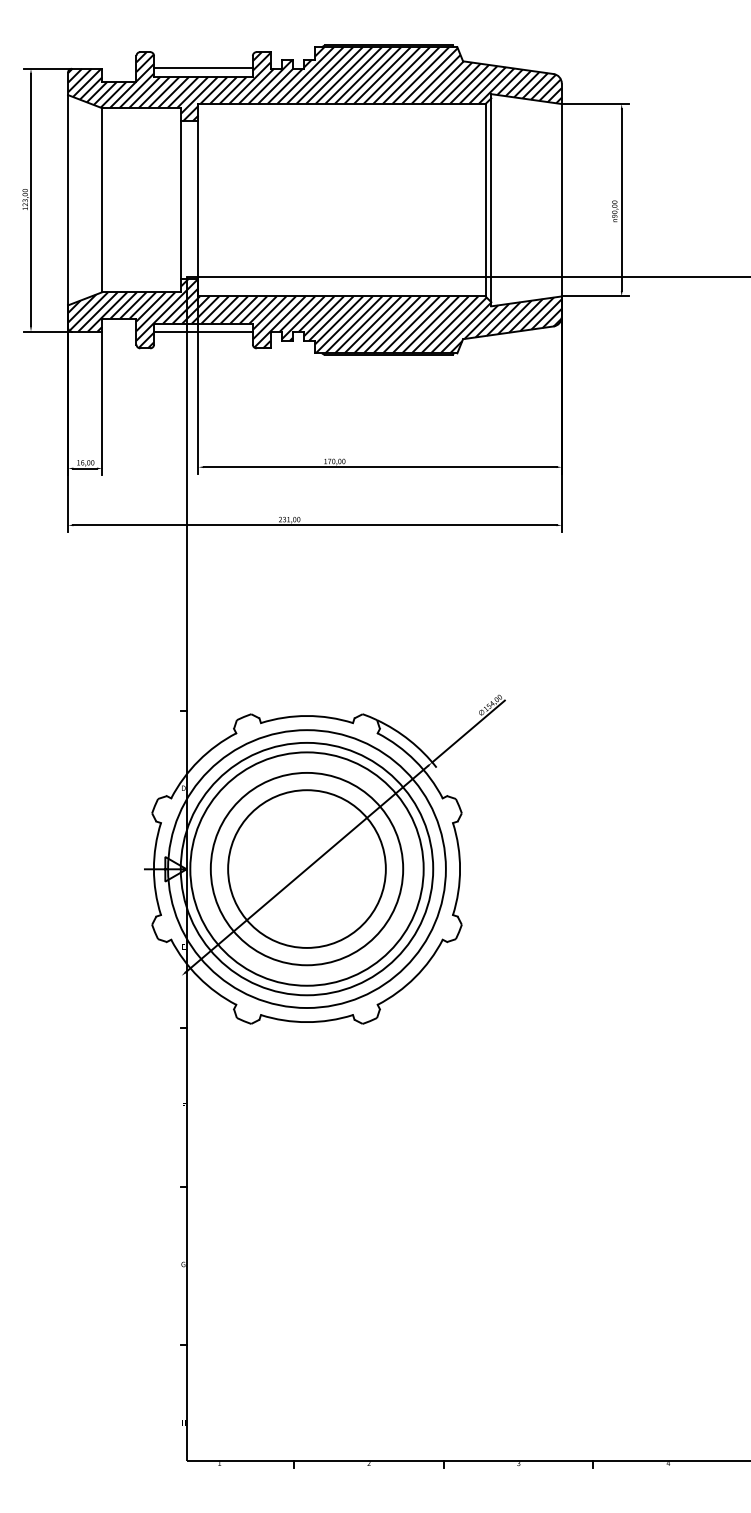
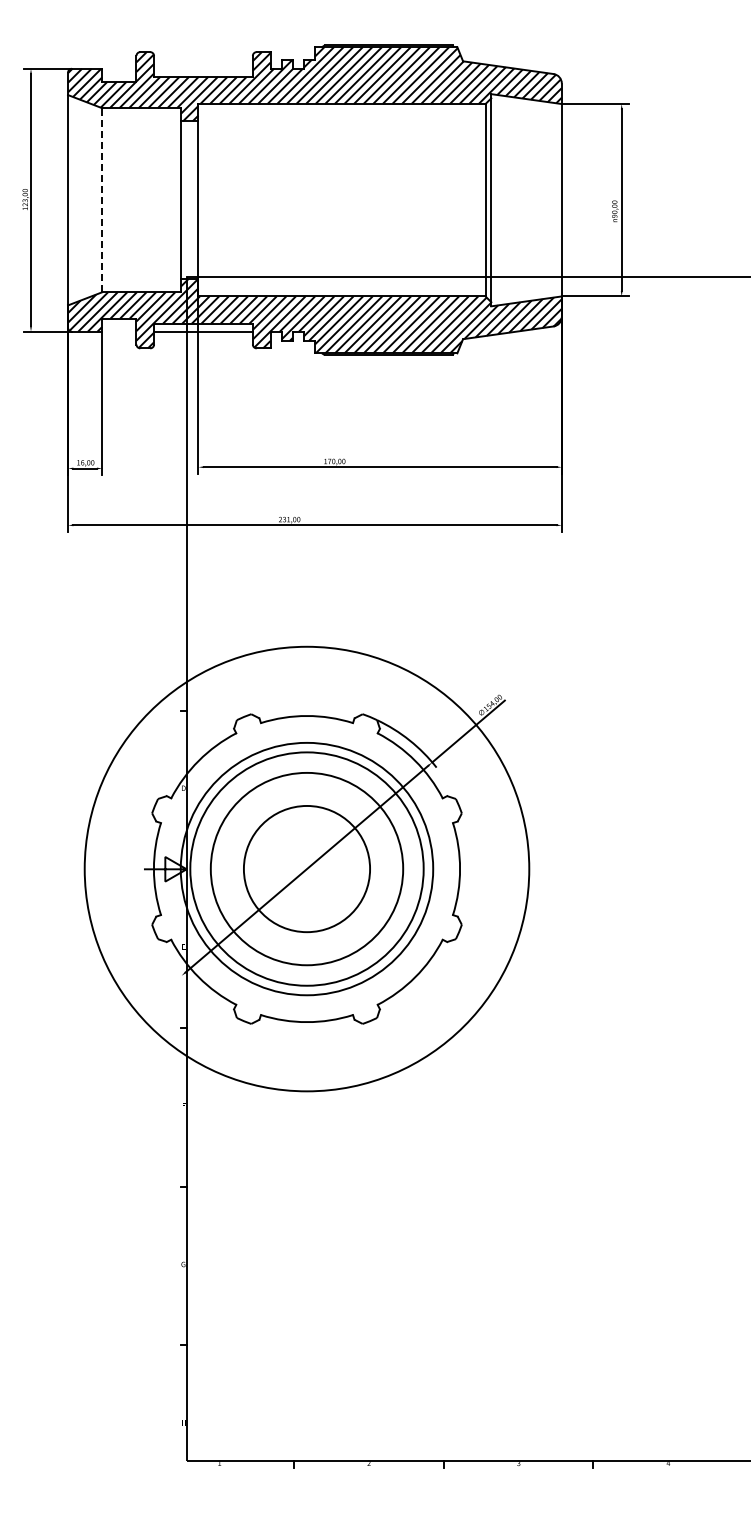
line: present -> none (203, 67)
line: solid -> dashed (102, 199)
circle diameter: 158 px -> 126 px (306, 868)
circle diameter: 278 px -> 445 px (306, 868)
